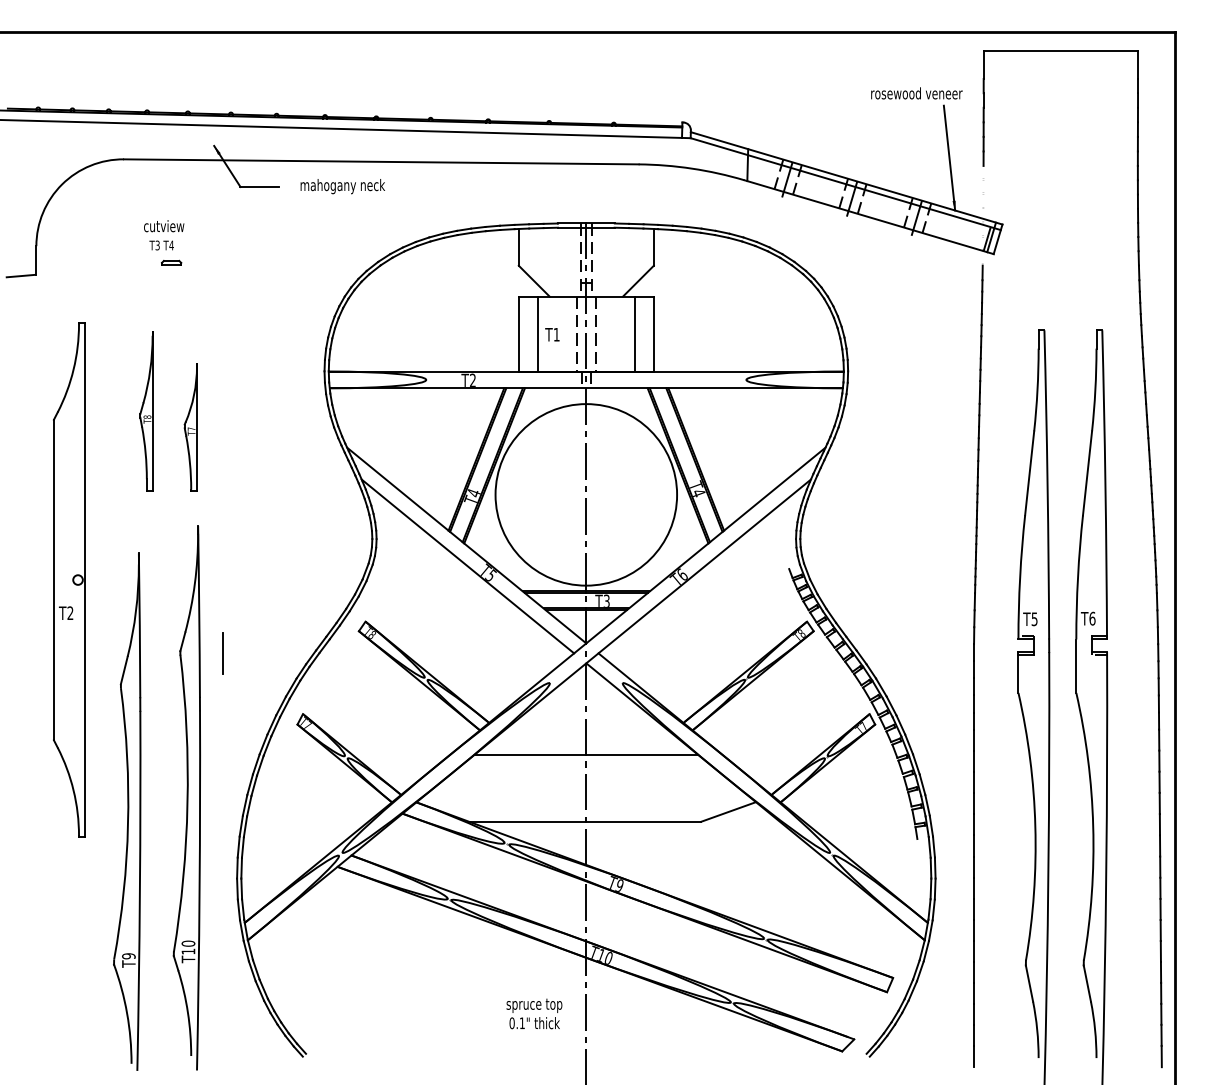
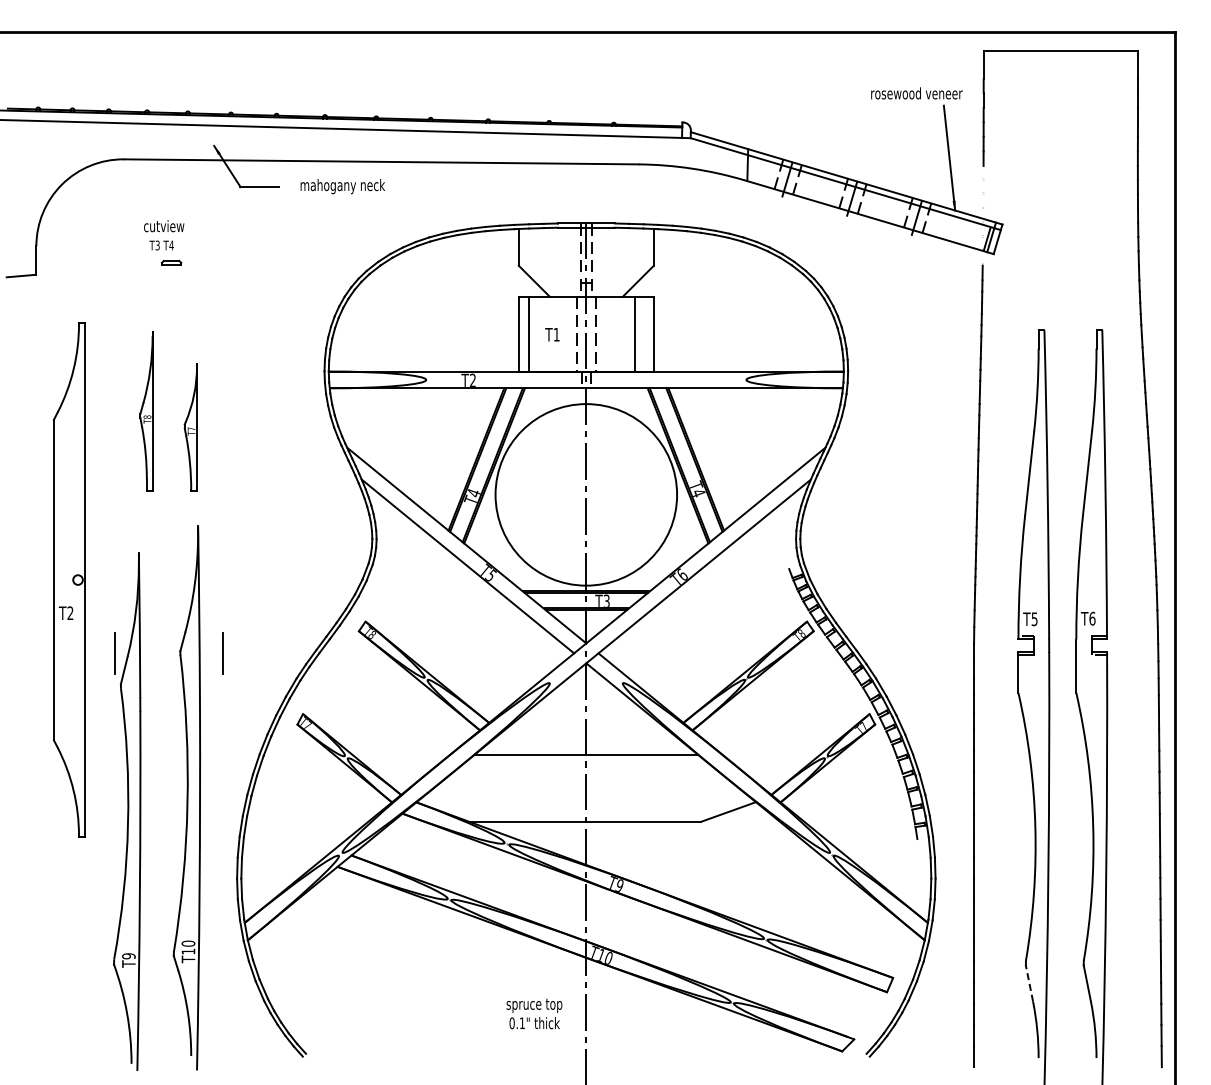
line position: (538, 333) -> (529, 333) (529, 333)
line: none -> present (114, 653)
line: solid -> dashed (1029, 983)
